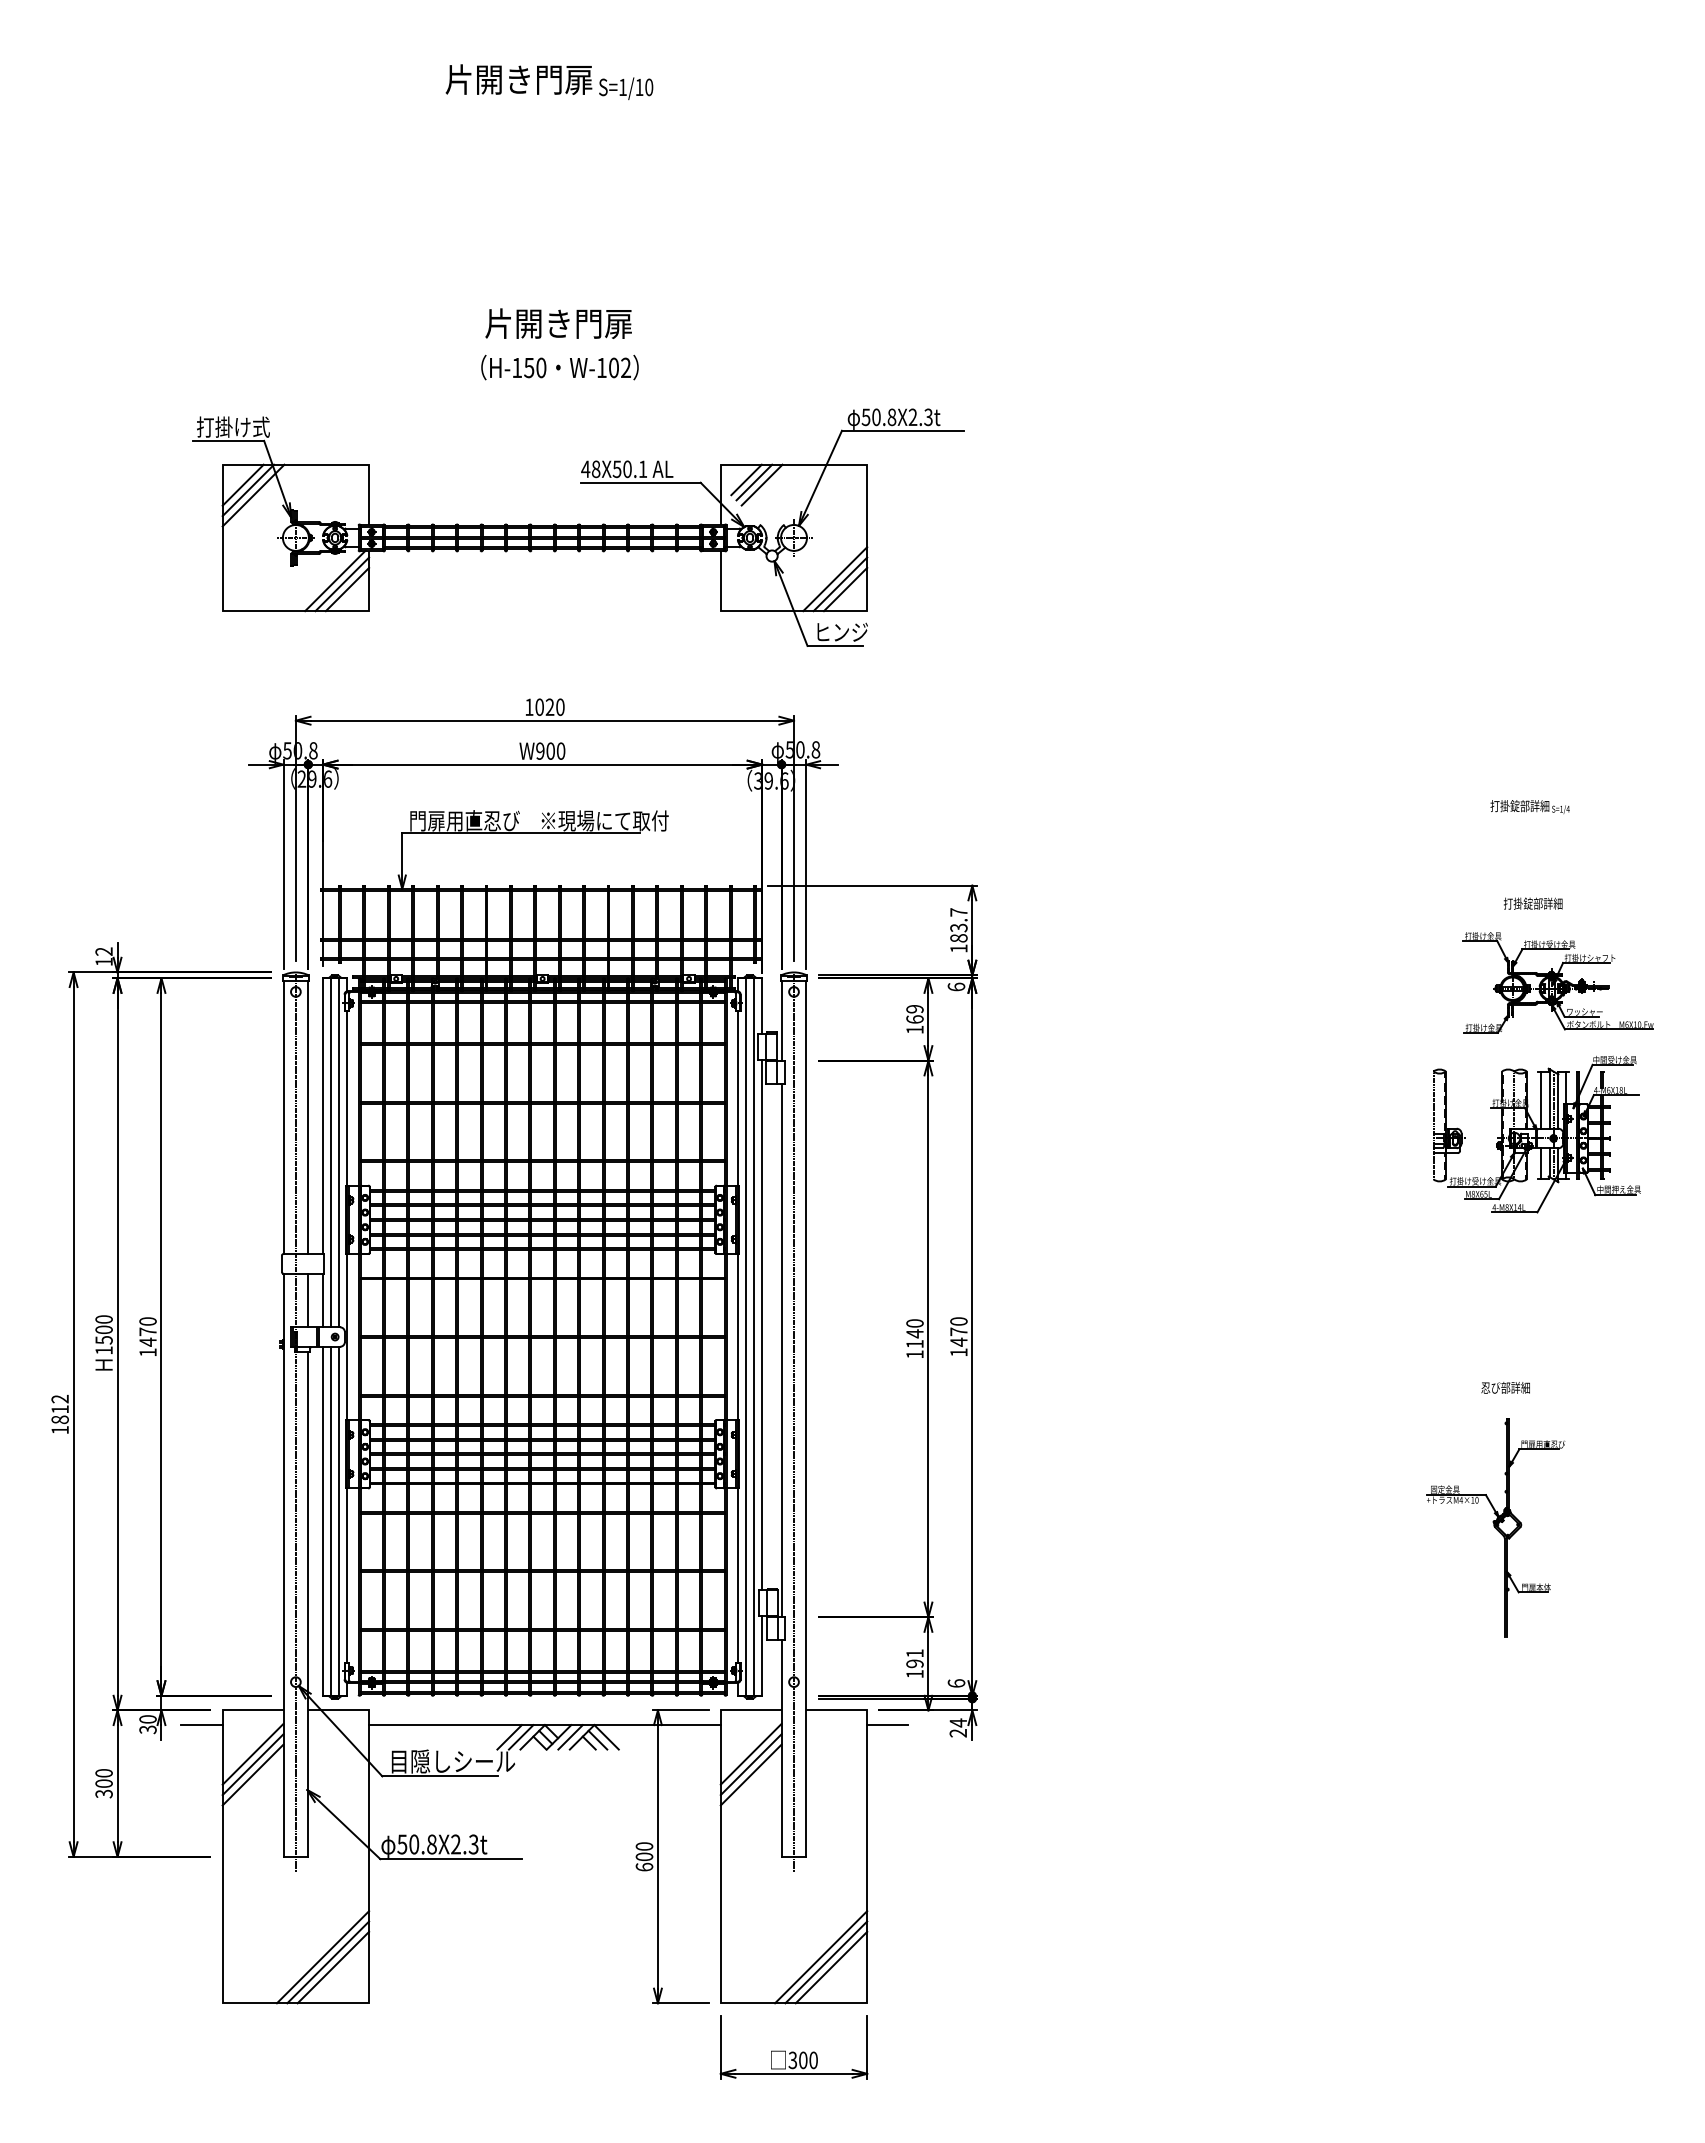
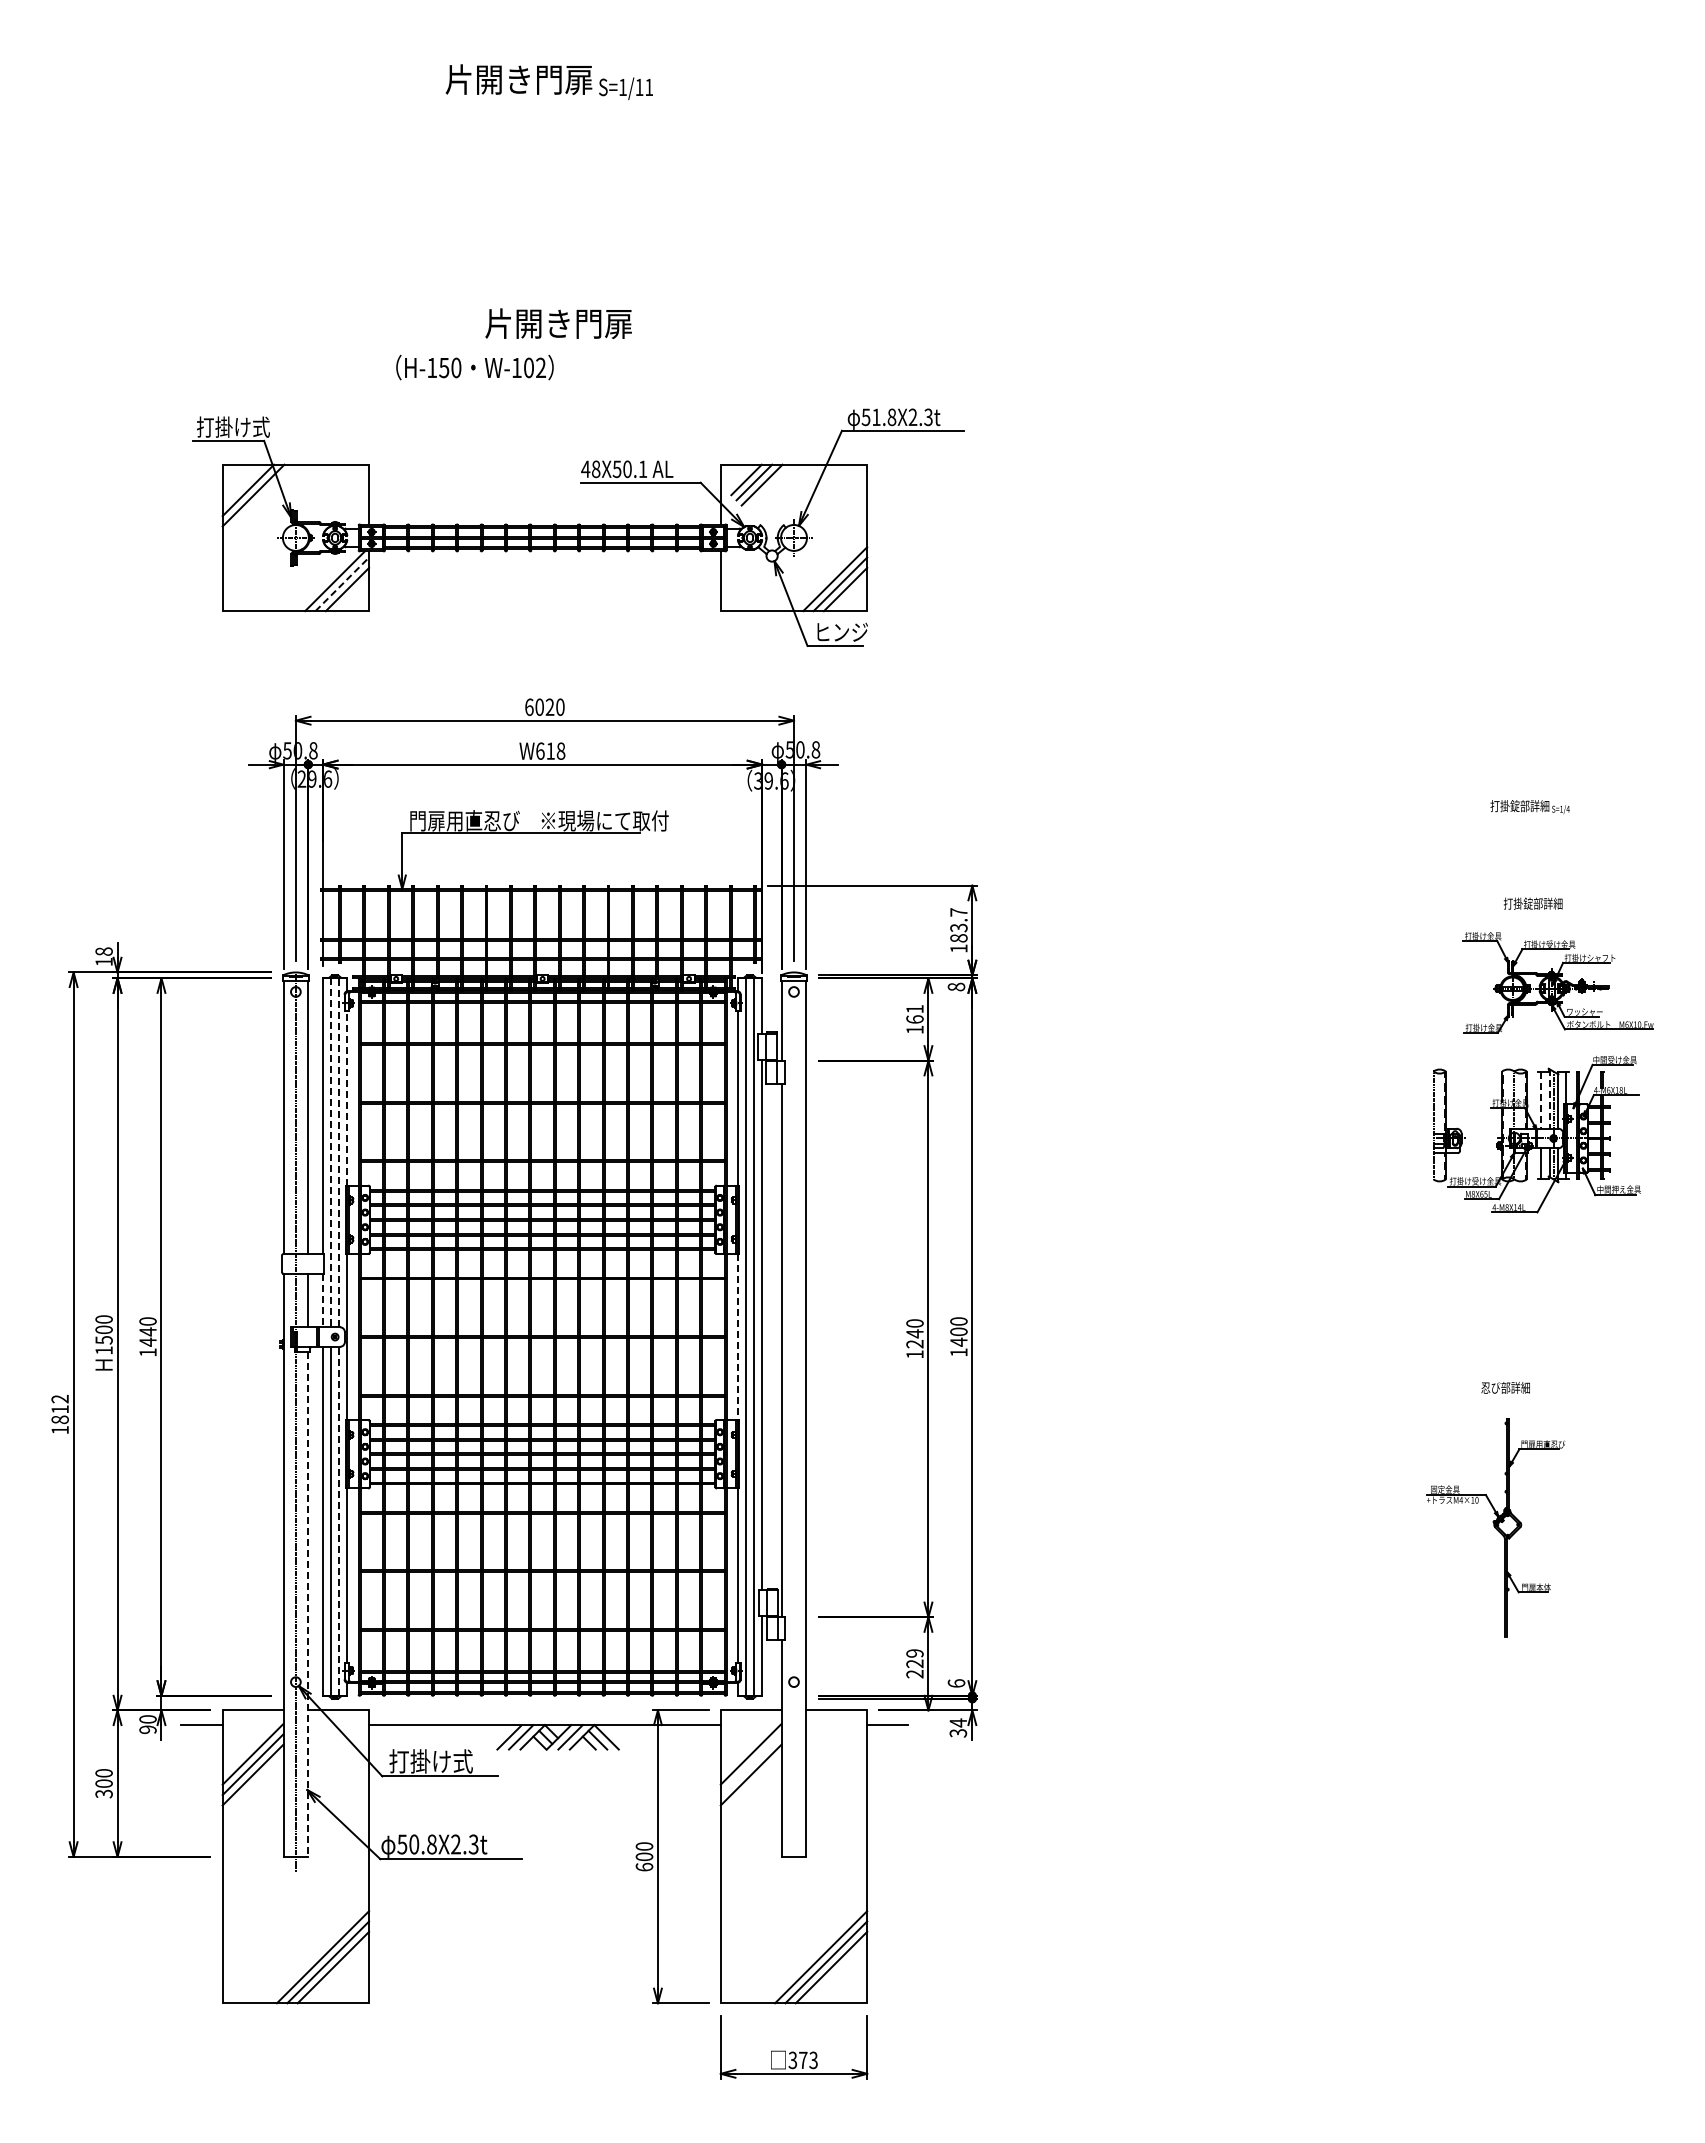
text: S=1/10 -> S=1/11 (649, 87)
text position: (559, 367) -> (474, 367) (474, 367)
text: 50.8X2.3t -> 51.8X2.3t (876, 417)
line: present -> none (242, 484)
line: solid -> dashed (342, 584)
text: 1020 -> 6020 (529, 706)
text: W900 -> W618 (550, 750)
text: 12 -> 18 (103, 951)
text: 6 -> 8 (955, 986)
text: 169 -> 161 (914, 1009)
line: solid -> dashed (347, 1098)
line: solid -> dashed (1549, 1098)
line: solid -> dashed (1541, 1100)
line: solid -> dashed (339, 1152)
line: solid -> dashed (331, 1153)
line: solid -> dashed (322, 1300)
text: 1470 -> 1440 (147, 1331)
text: 1470 -> 1400 (958, 1331)
line: solid -> dashed (737, 1337)
text: 1140 -> 1240 (914, 1344)
line: present -> none (794, 1421)
line: solid -> dashed (339, 1520)
line: solid -> dashed (308, 1604)
text: 191 -> 229 (914, 1663)
text: 30 -> 90 (147, 1729)
text: 24 -> 34 (958, 1733)
text: 目隠しシール -> 打掛け式 (452, 1761)
line: present -> none (750, 1764)
text: 300 -> 373 (808, 2060)
